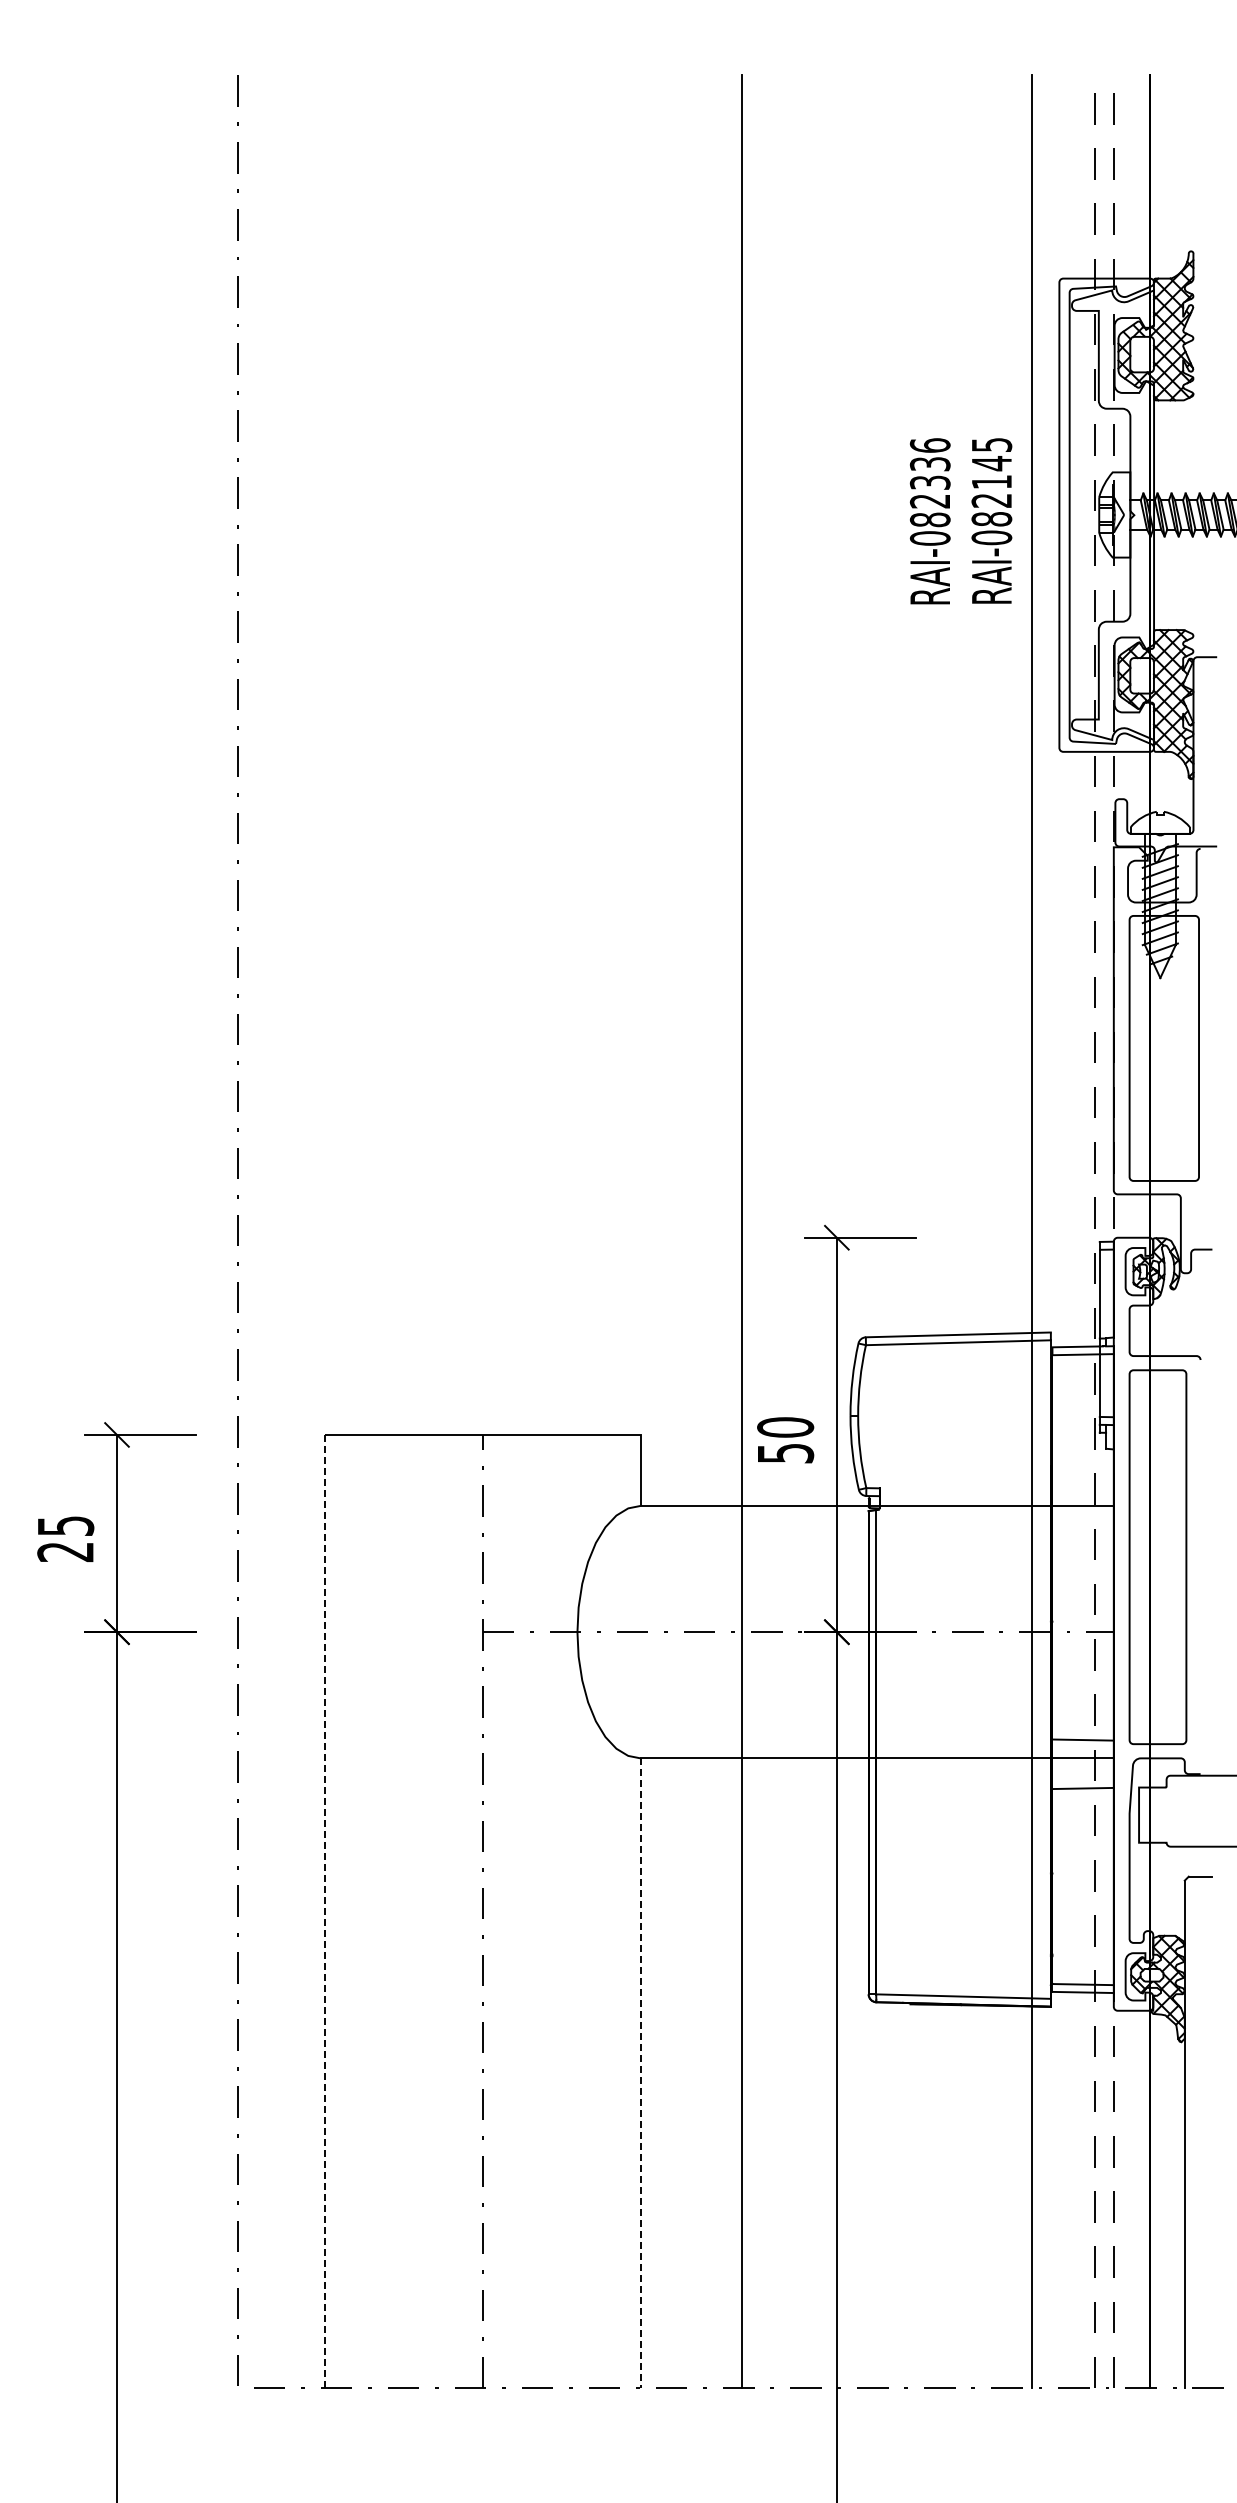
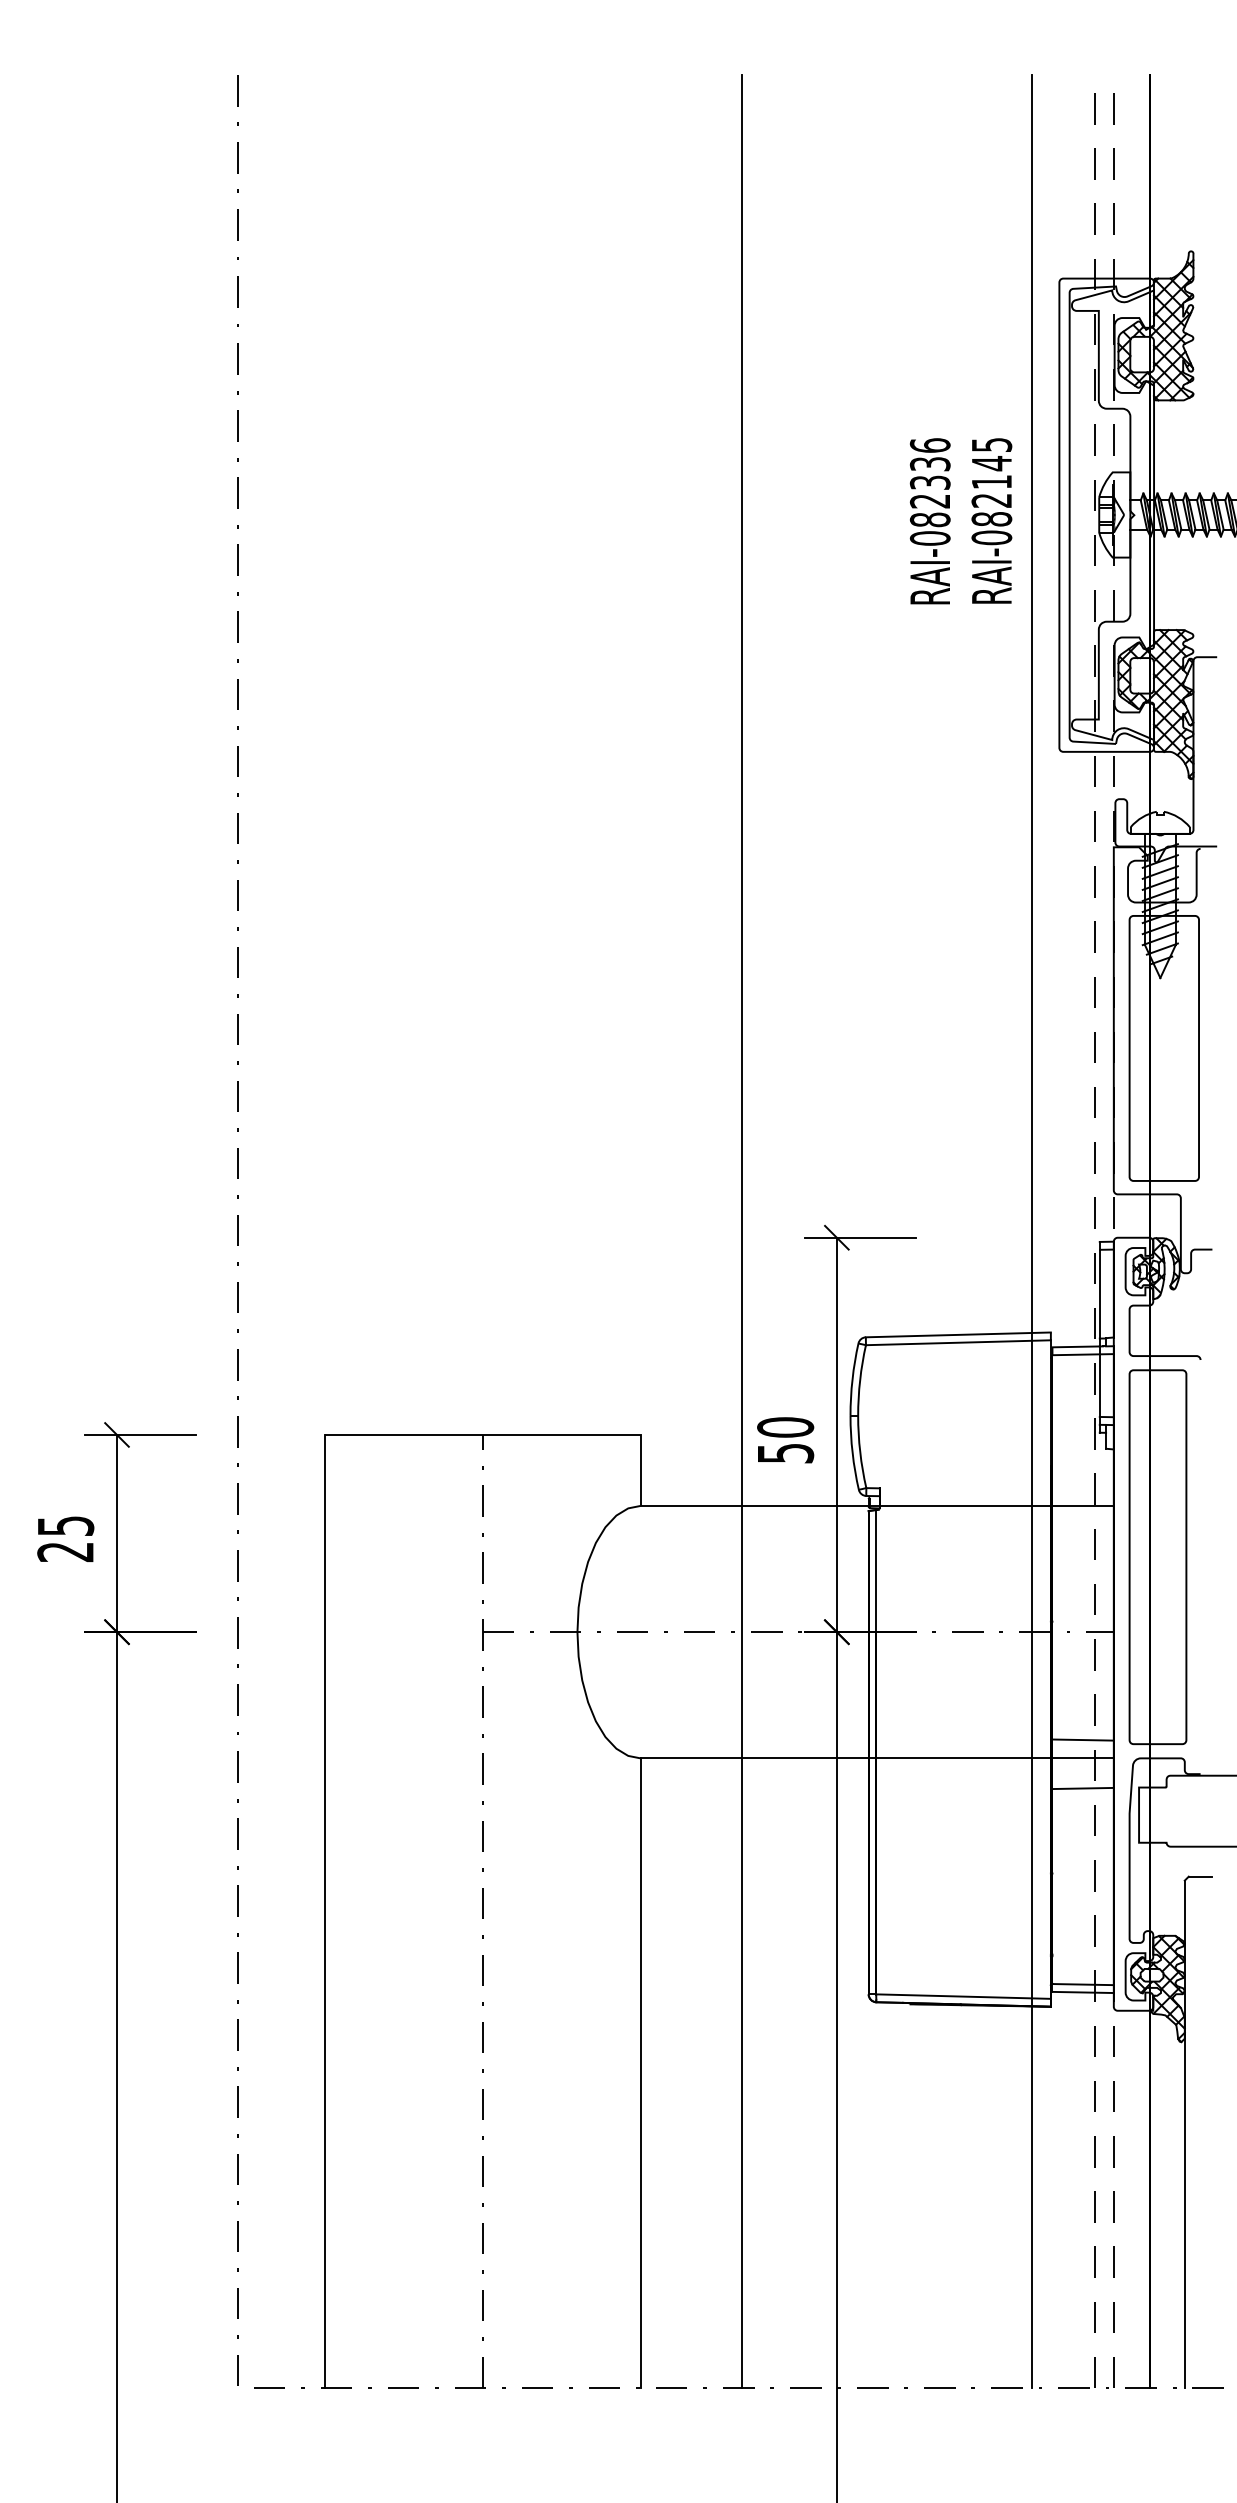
line: dashed -> solid (325, 1911)
line: dashed -> solid (640, 2073)
